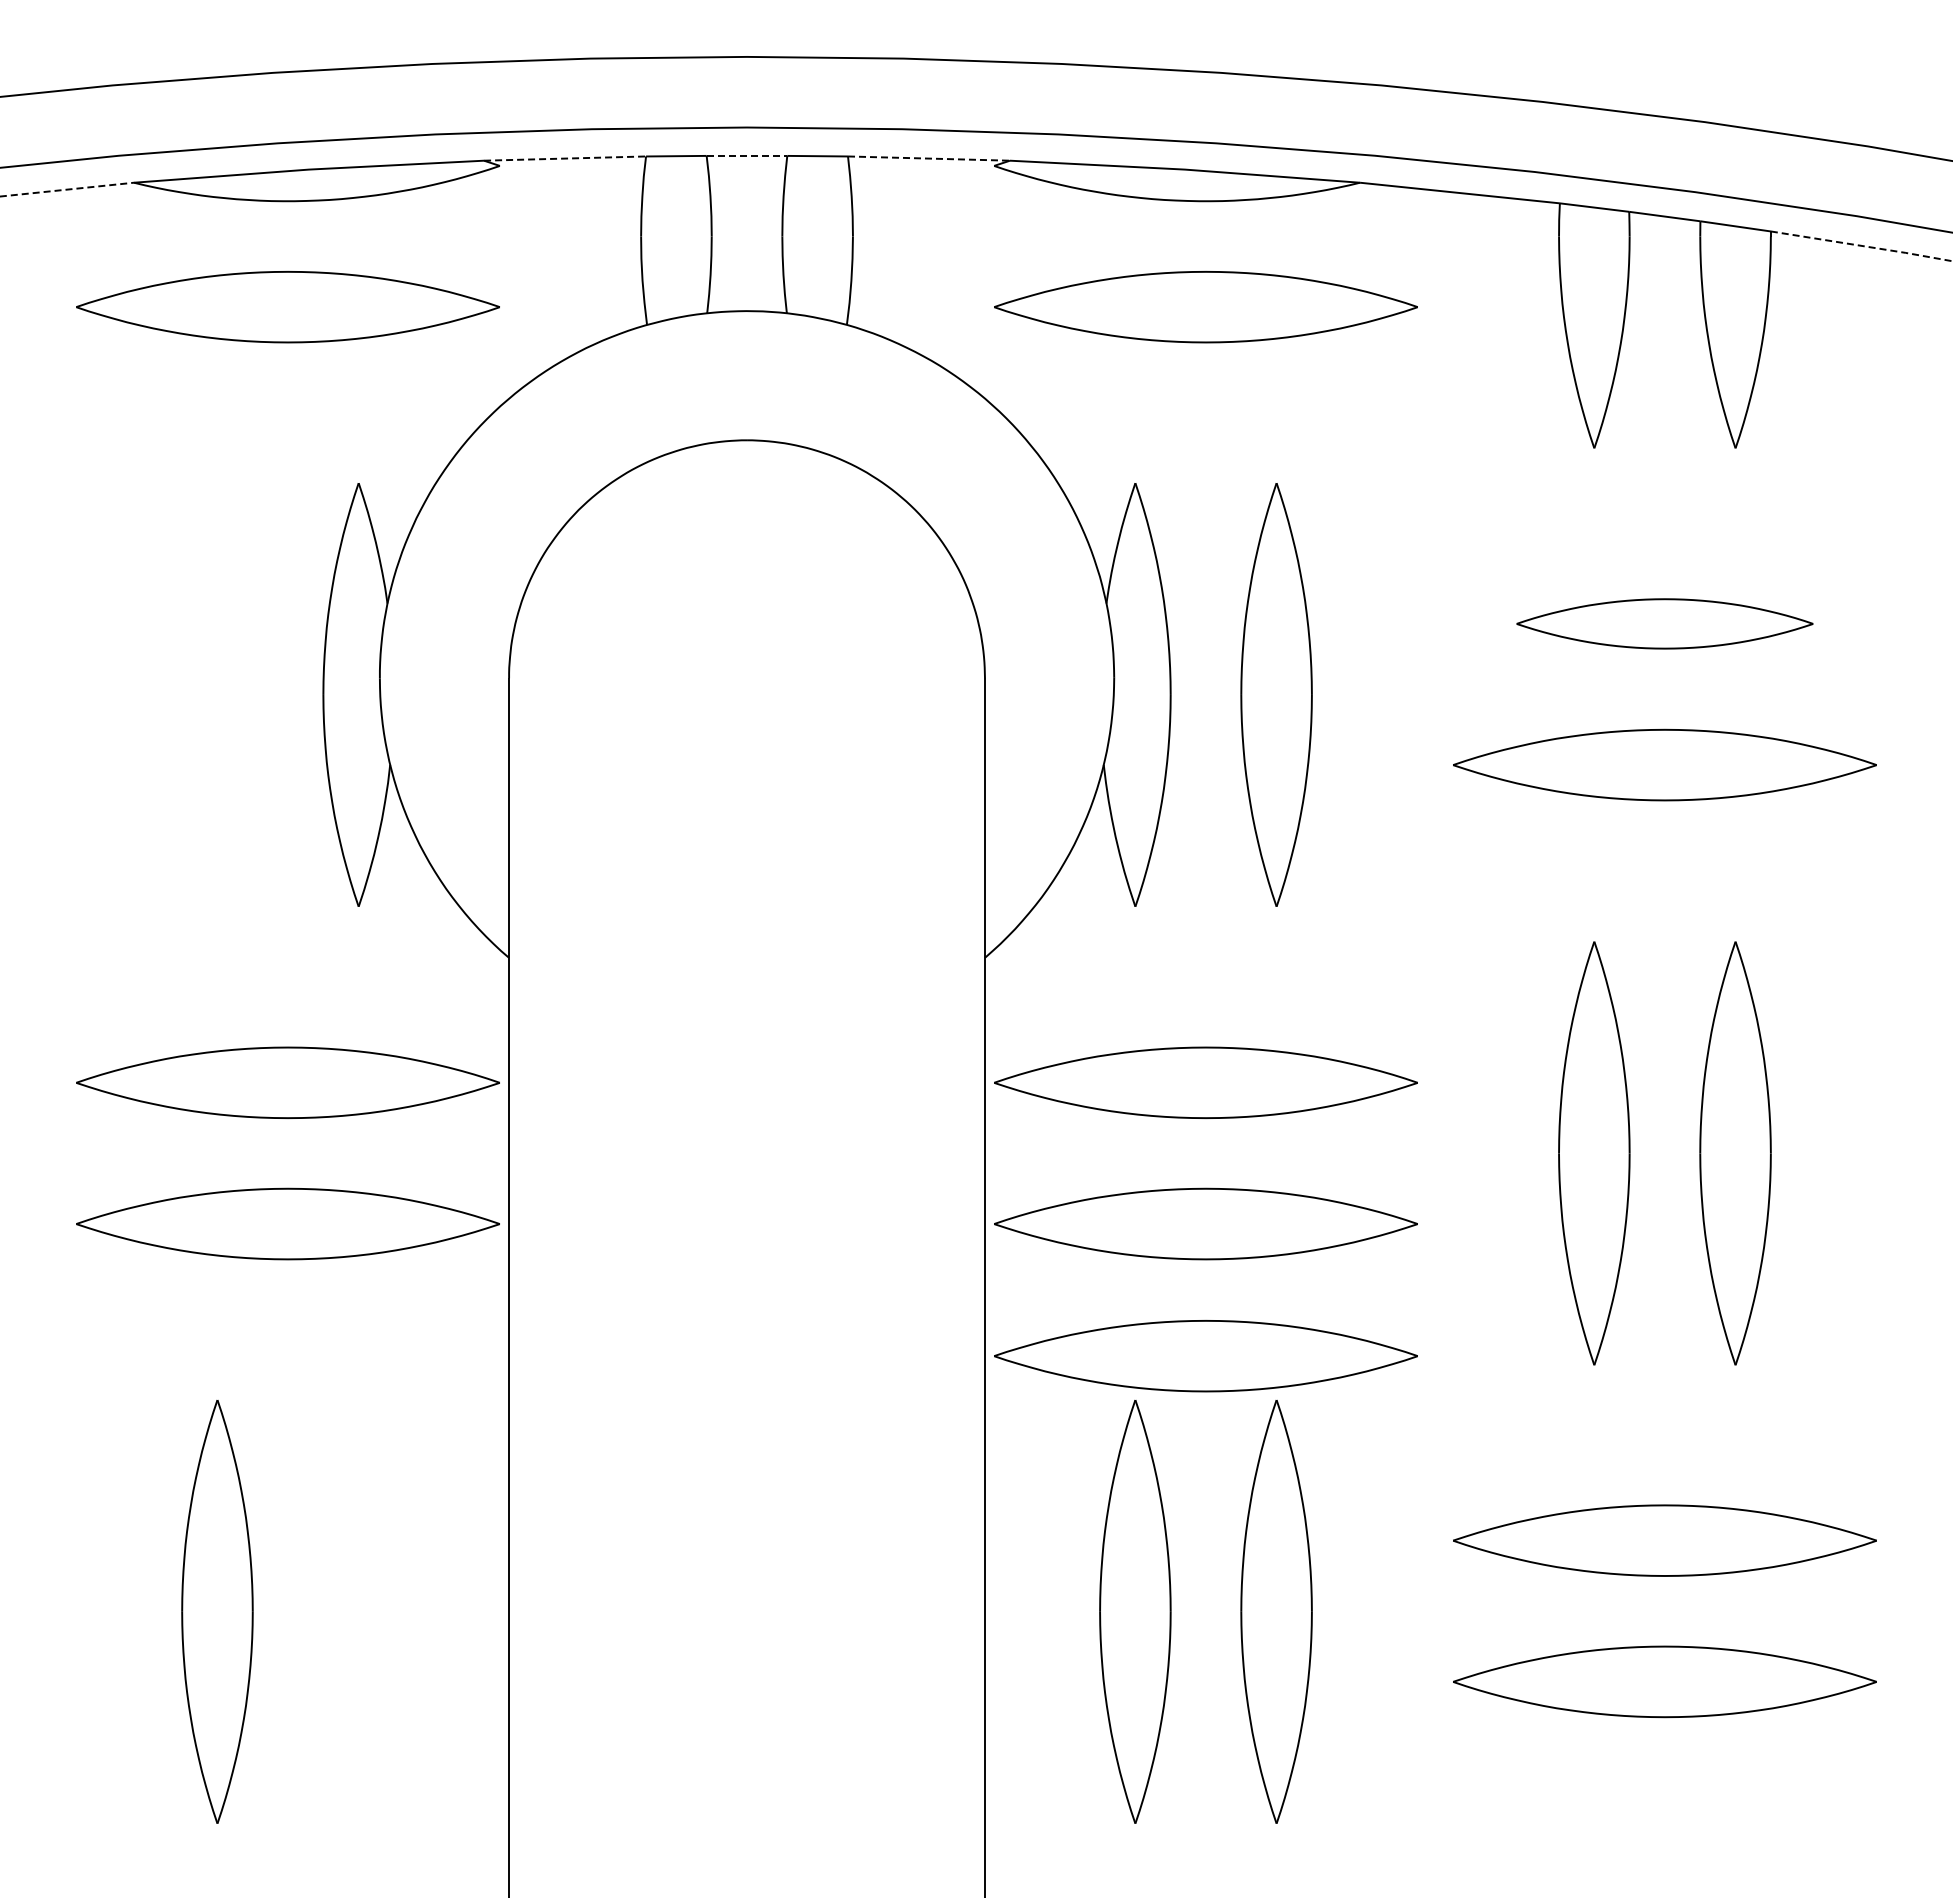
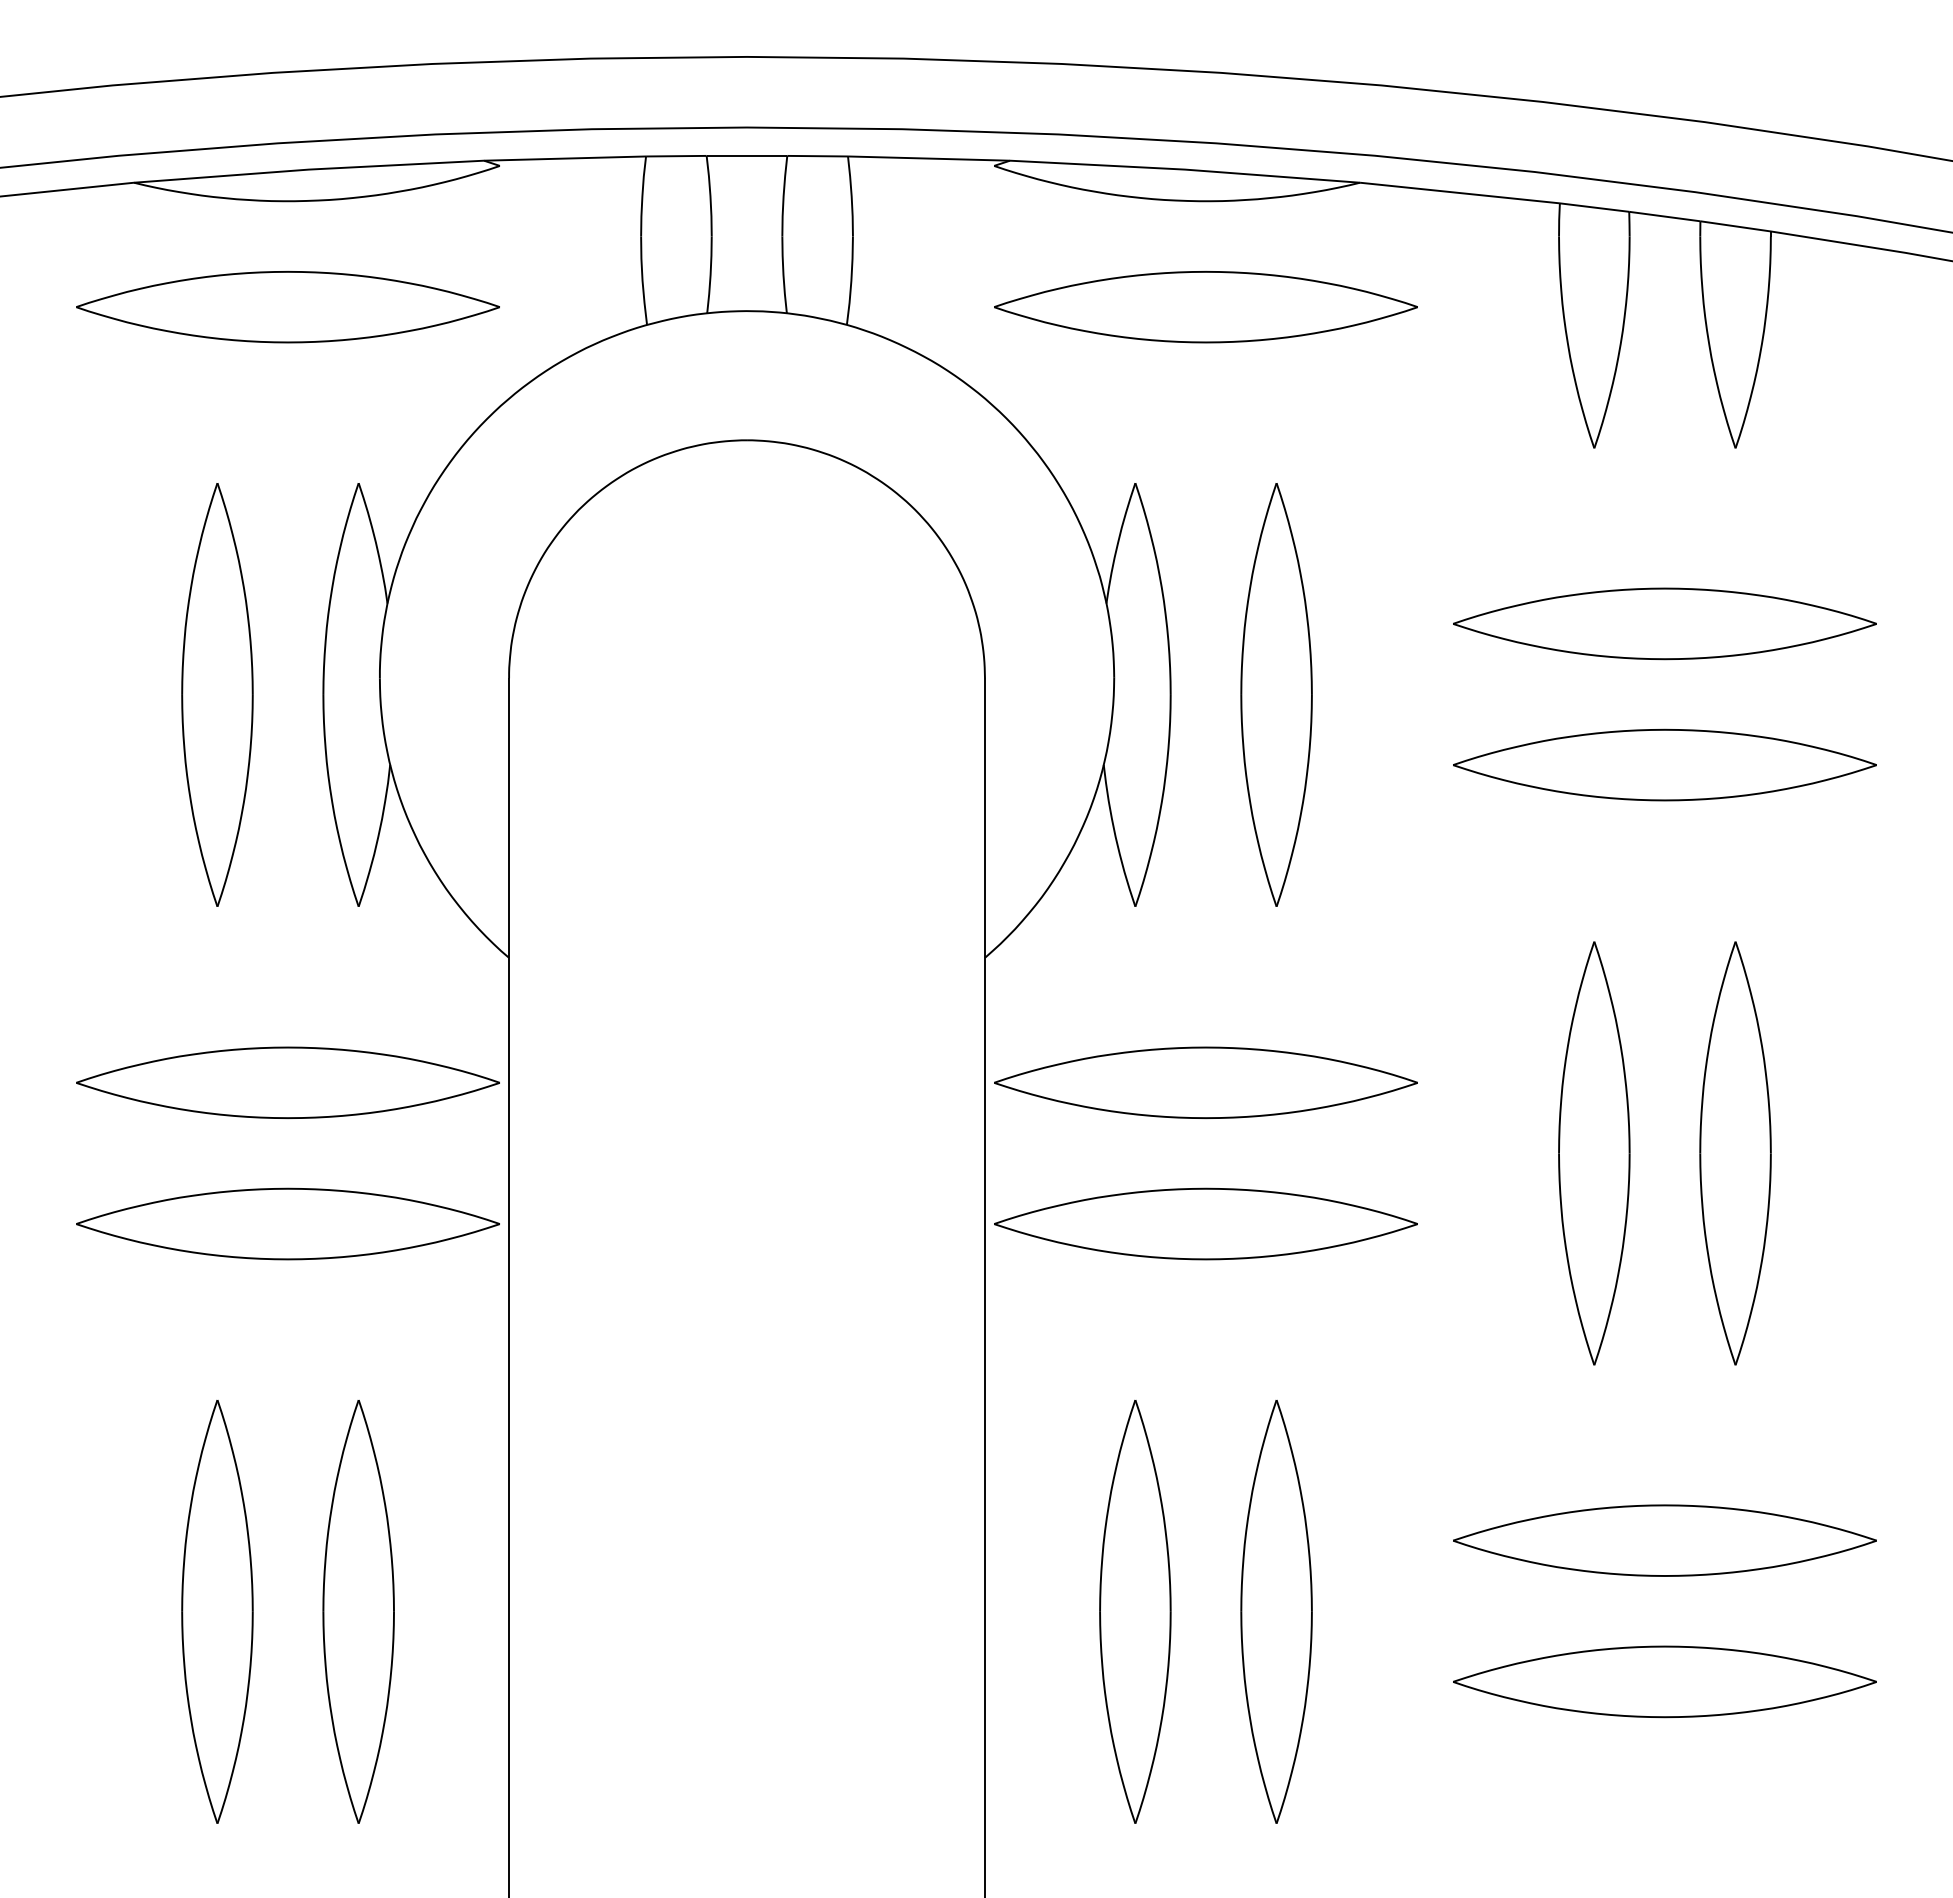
line: dashed -> solid (747, 155)
line: dashed -> solid (565, 158)
line: dashed -> solid (929, 158)
line: dashed -> solid (67, 189)
line: dashed -> solid (1862, 246)
part size: 298x52 px -> 424x74 px (1664, 623)
part: none -> present (217, 694)
part: present -> none (1205, 1356)
part: none -> present (358, 1611)
